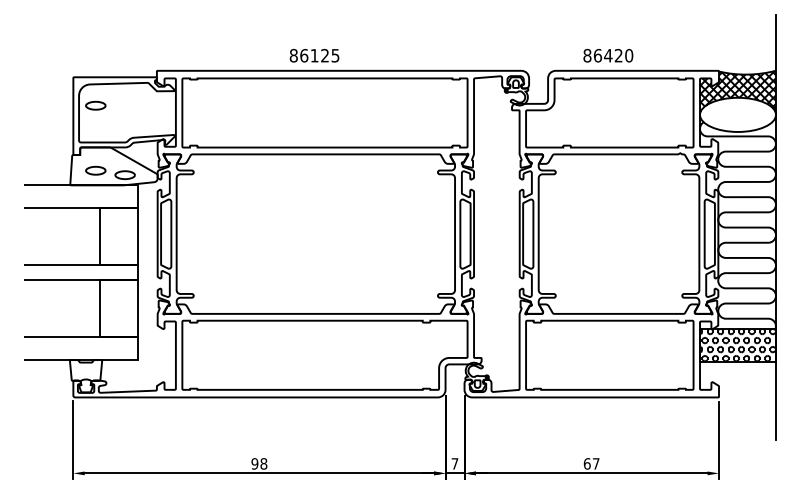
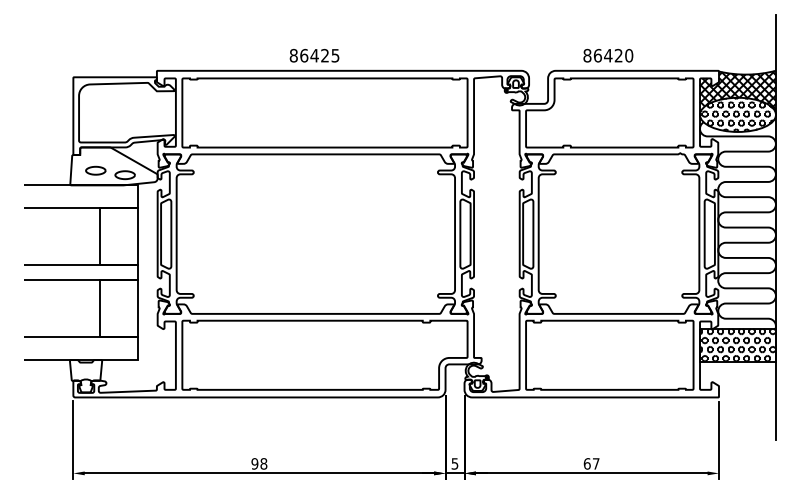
text: 86125 -> 86425 (314, 55)
part: present -> none (95, 105)
hatch: none -> present (738, 114)
text: 7 -> 5 (454, 463)
